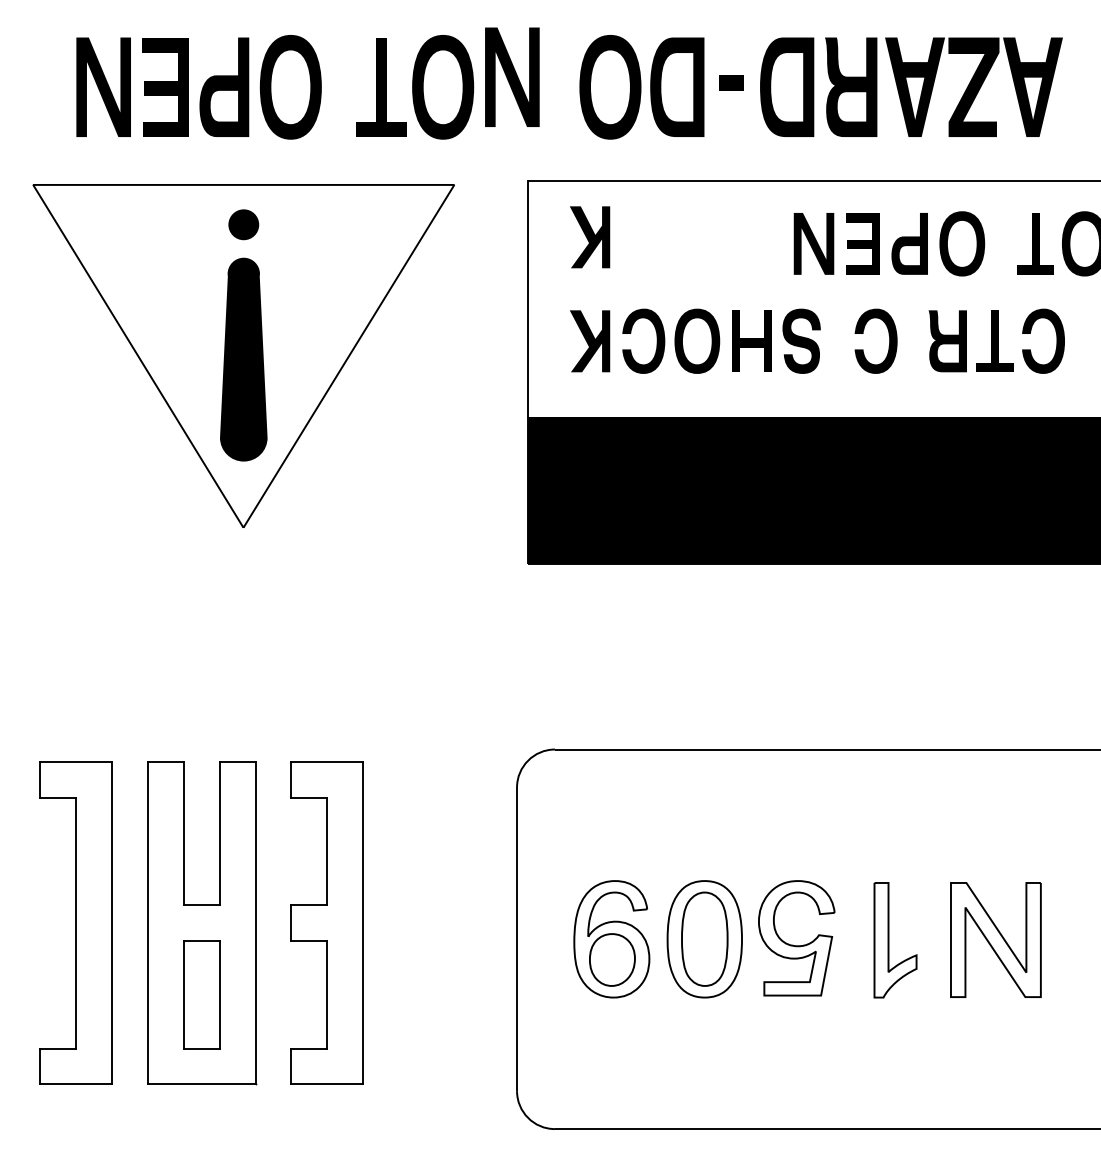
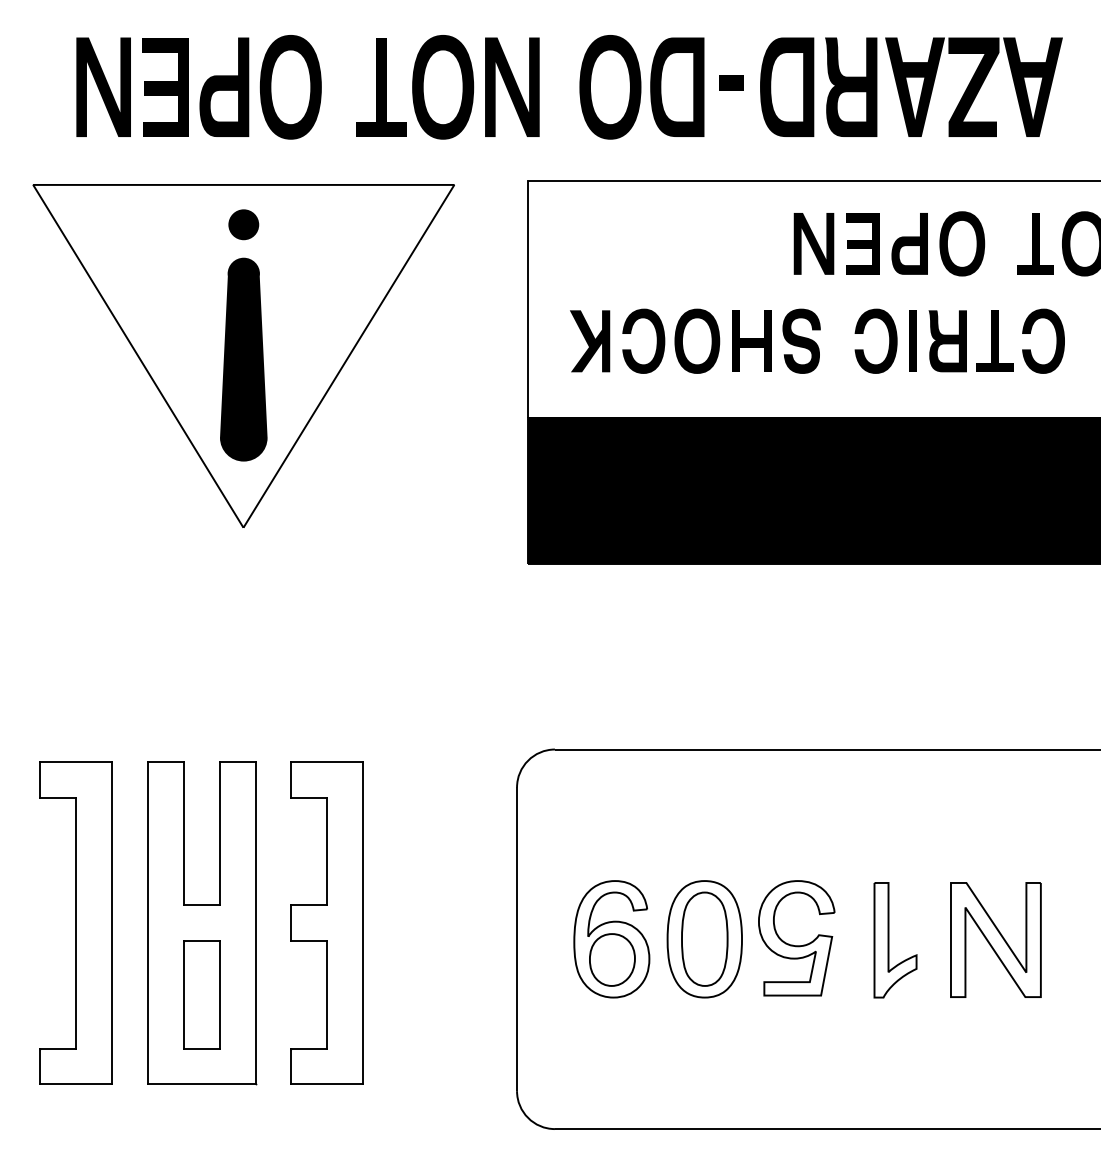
part position: (512, 76) -> (512, 86) (512, 86)
part: present -> none (590, 237)
fill: none -> present (912, 341)
